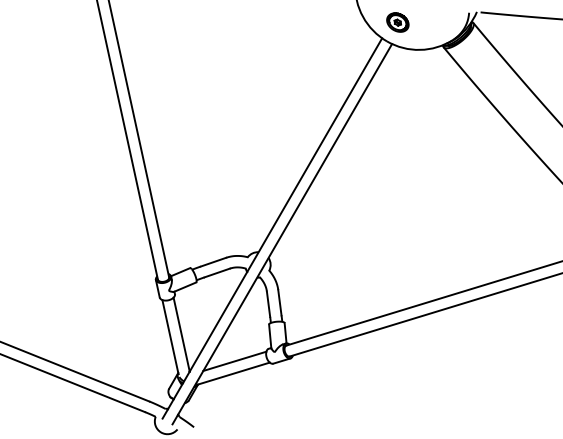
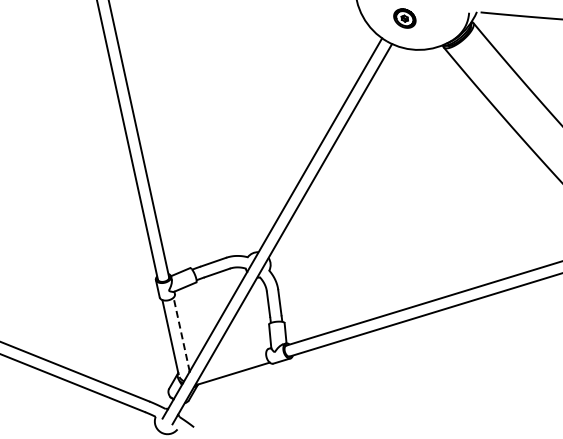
part position: (397, 22) -> (404, 18) (404, 18)
line: solid -> dashed (181, 334)
line: present -> none (234, 360)
